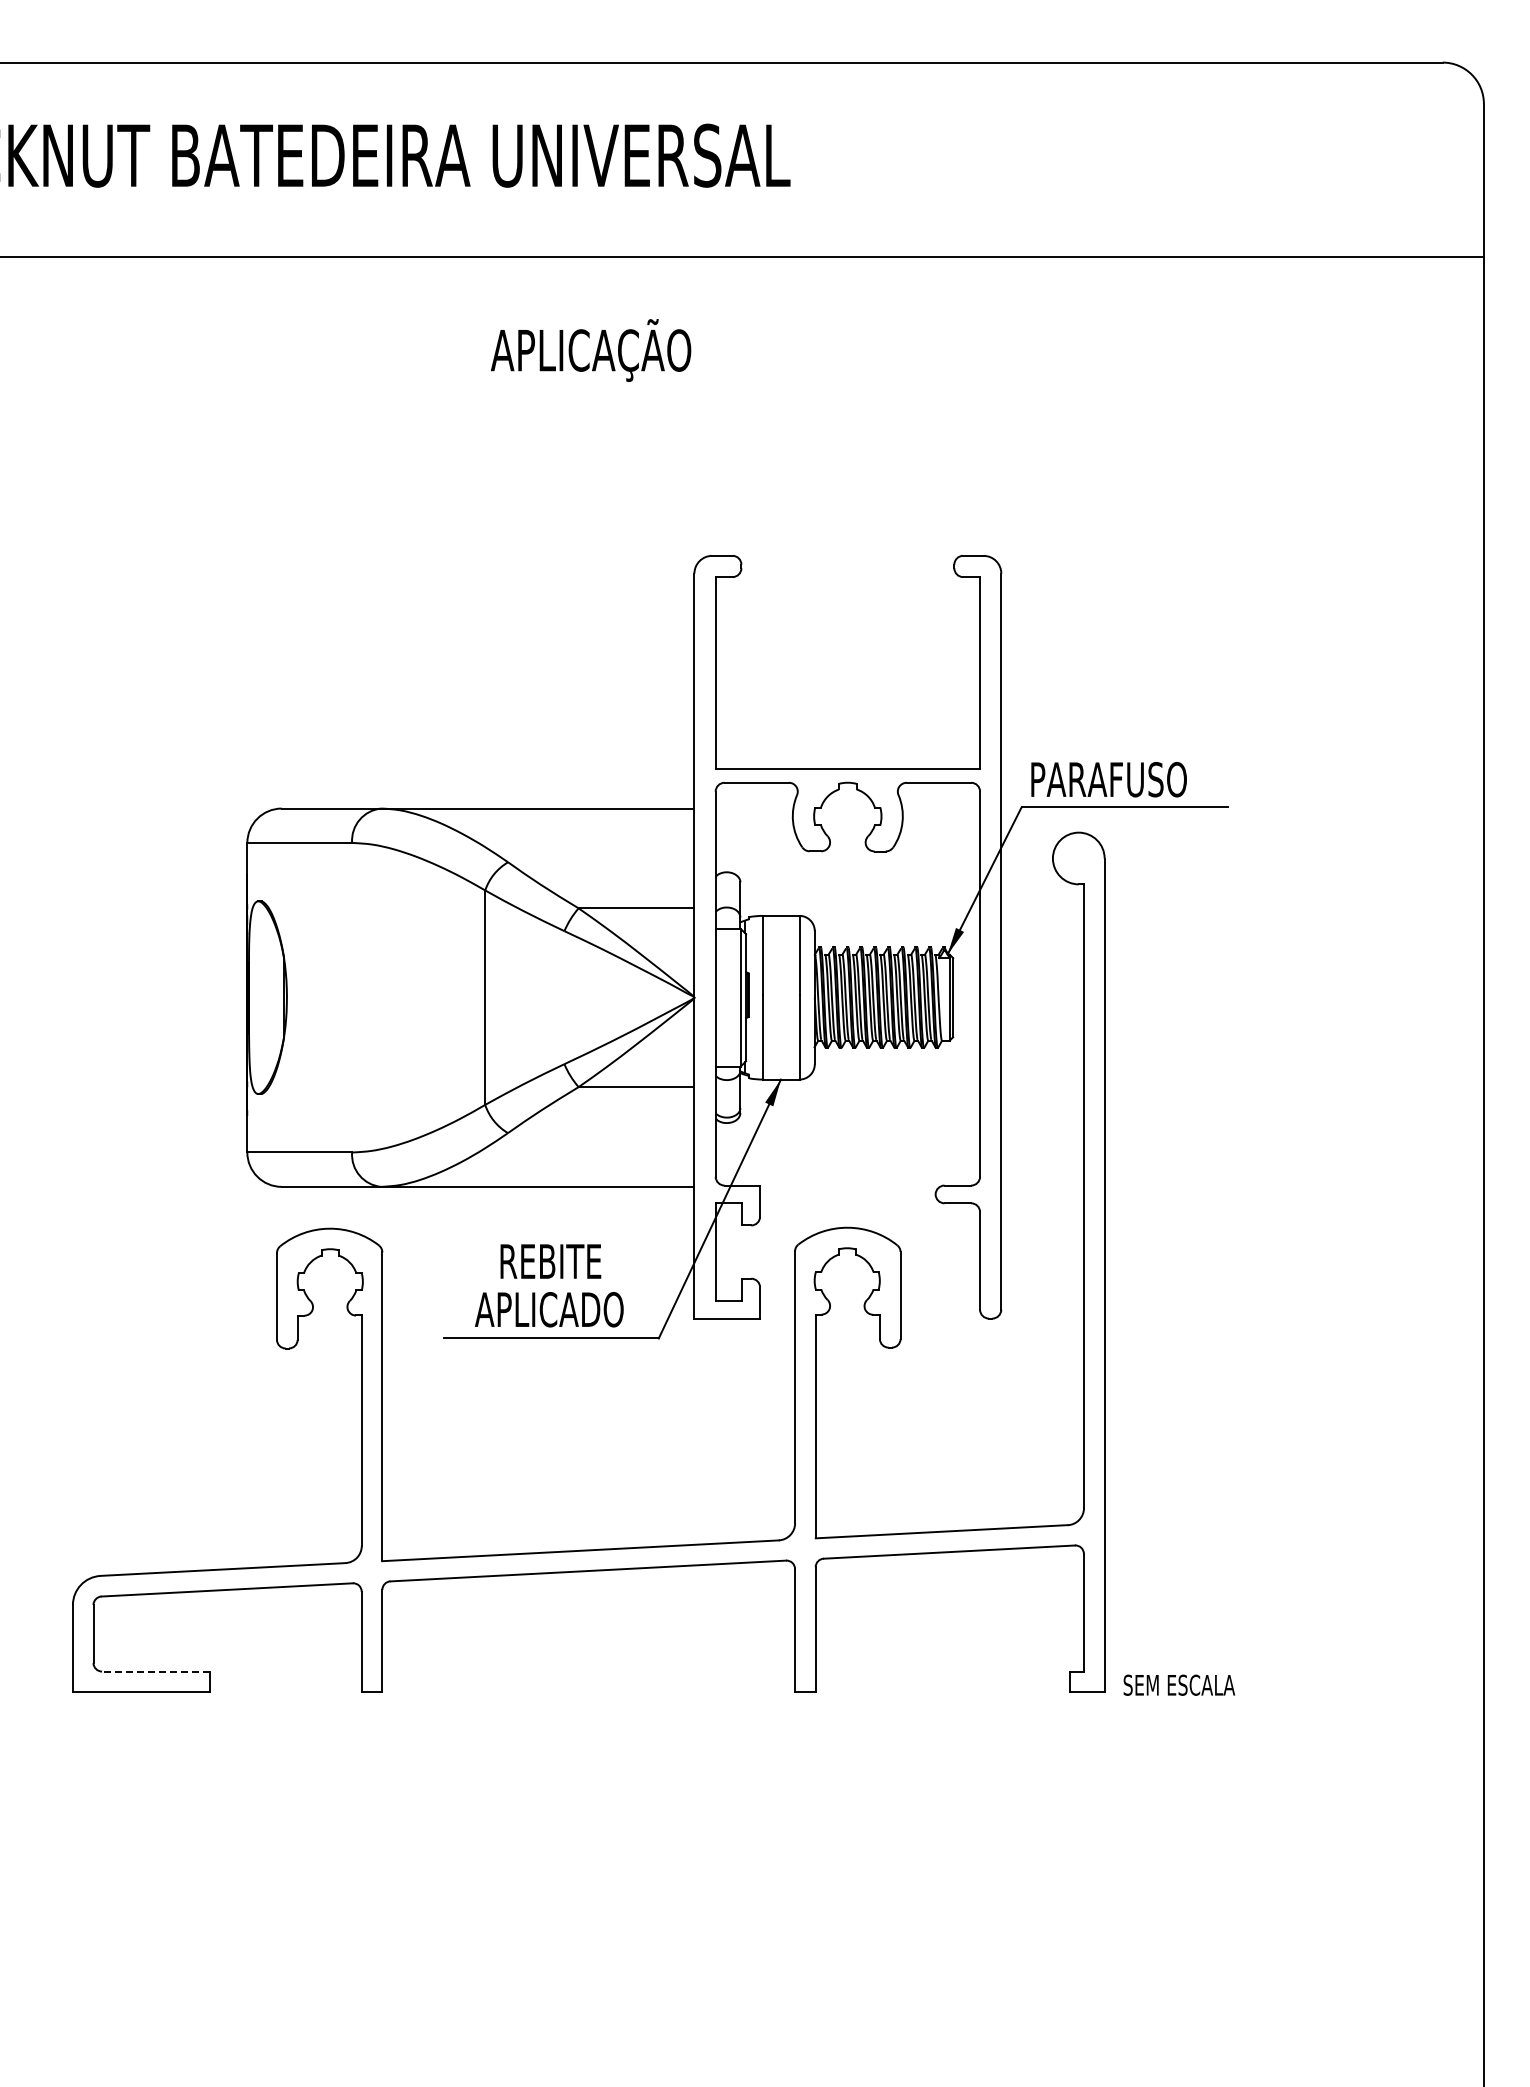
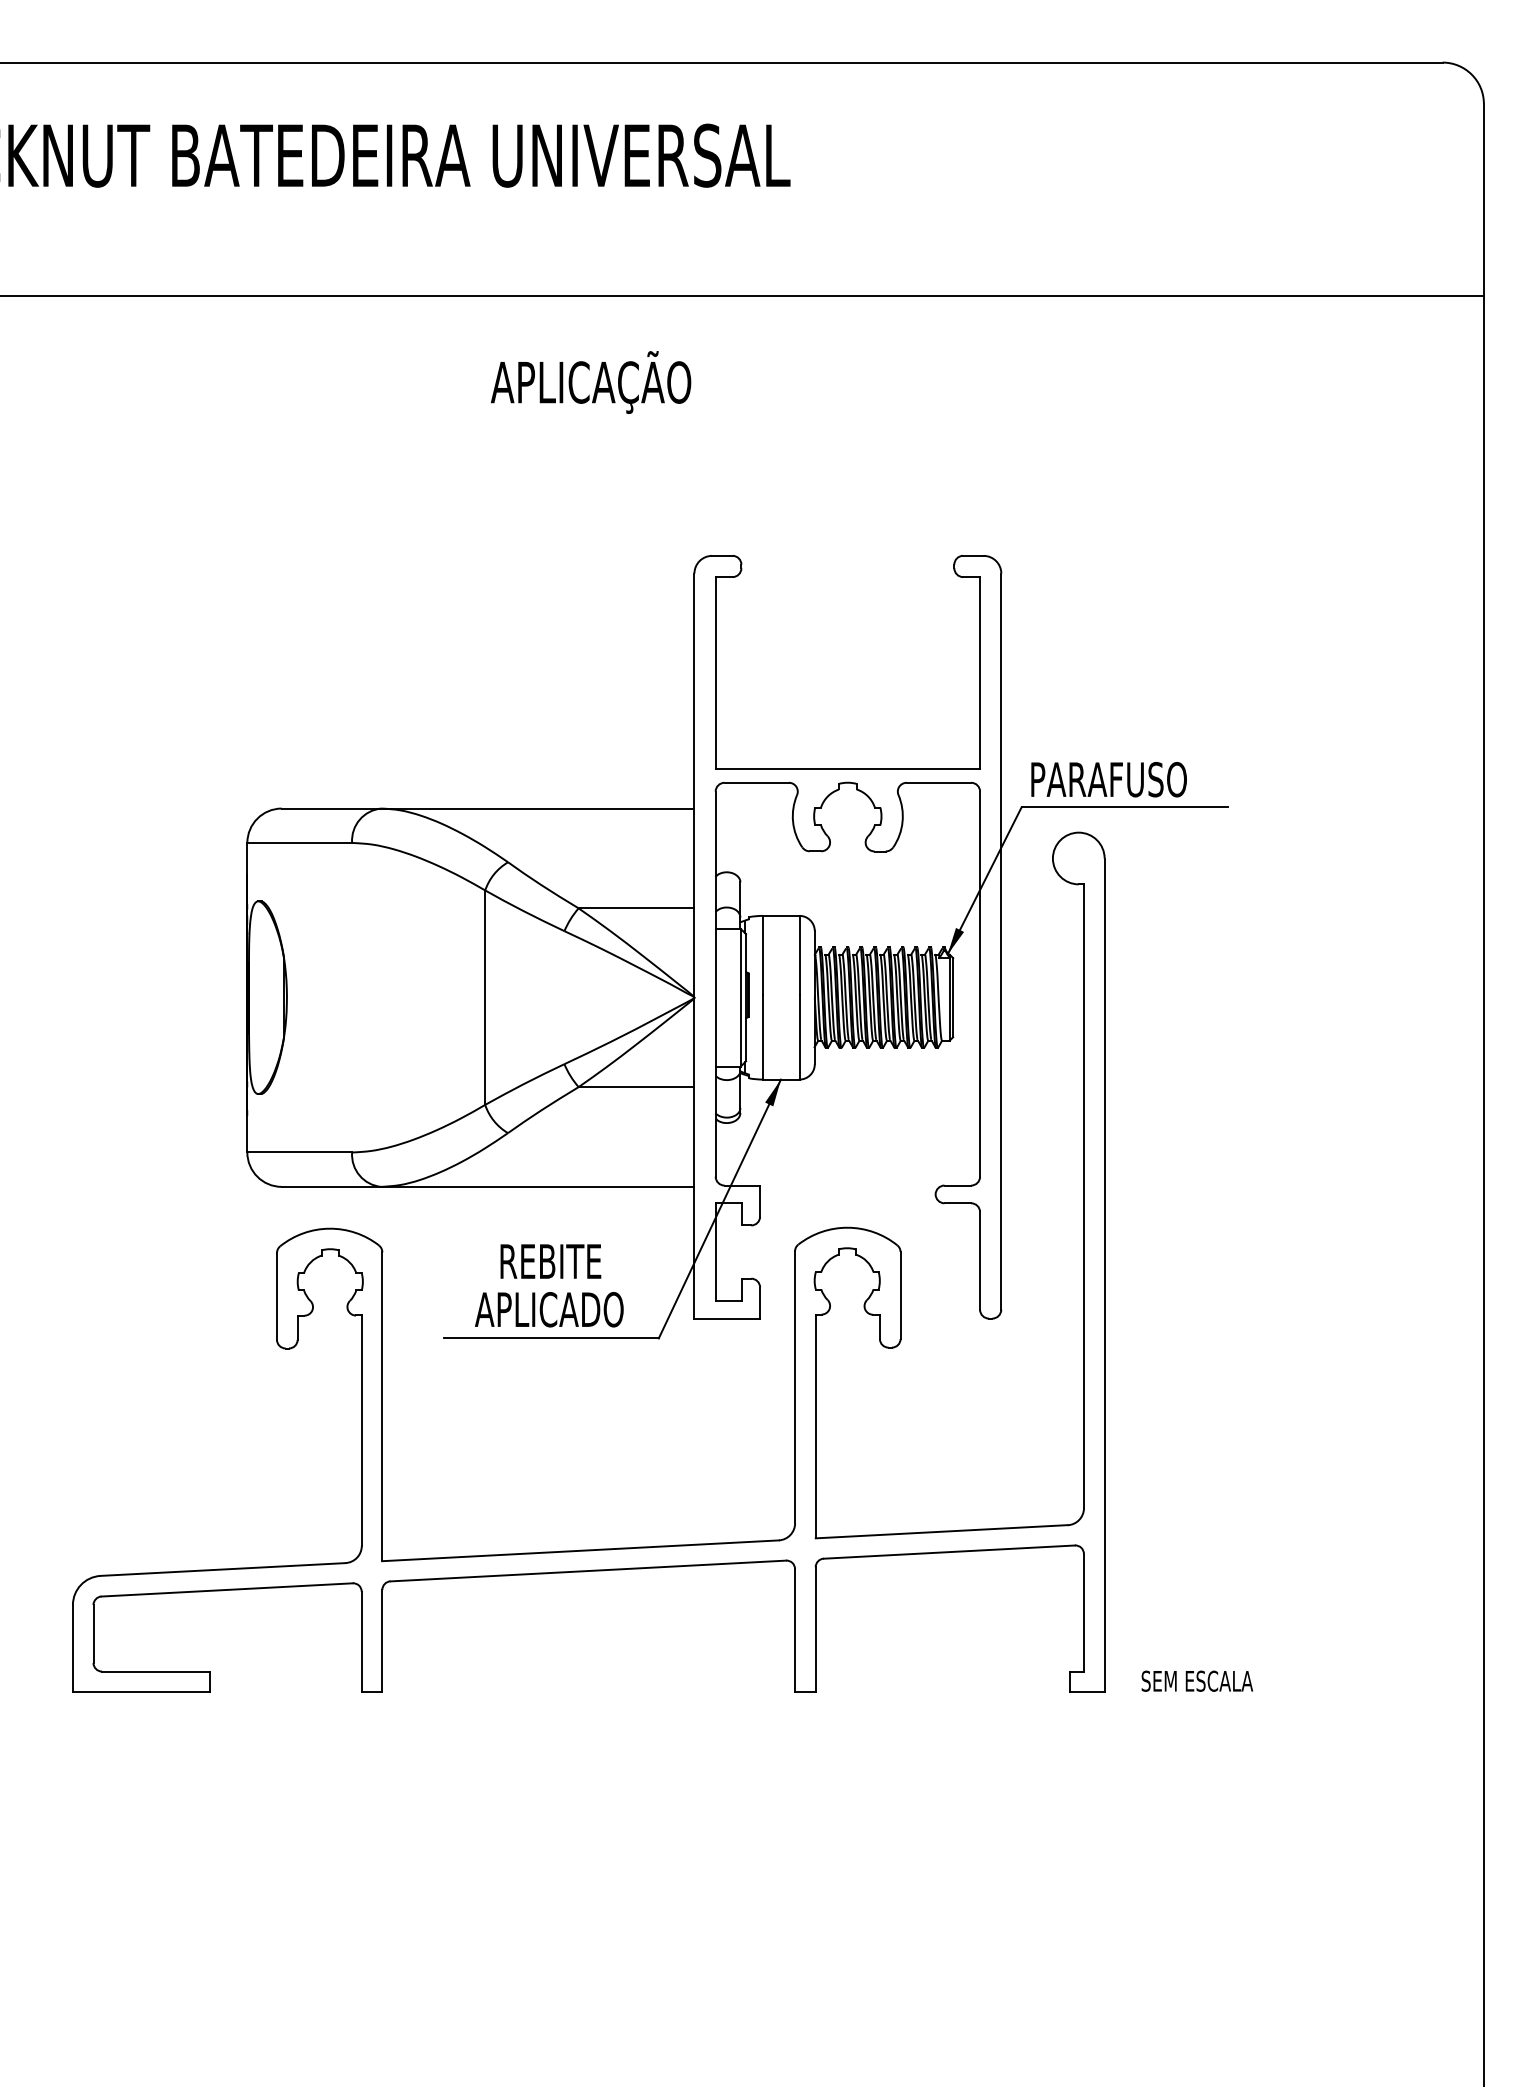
line position: (742, 257) -> (742, 296) (742, 296)
text position: (590, 350) -> (590, 382) (590, 382)
line: dashed -> solid (155, 1671)
text position: (1179, 1684) -> (1197, 1680) (1197, 1680)
